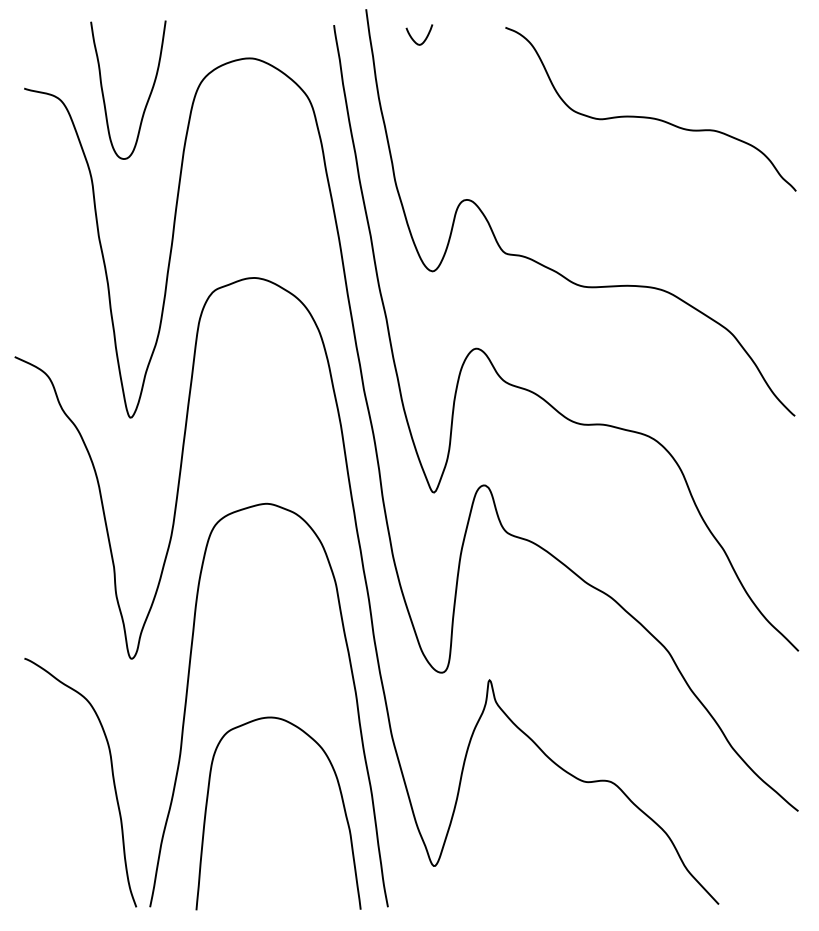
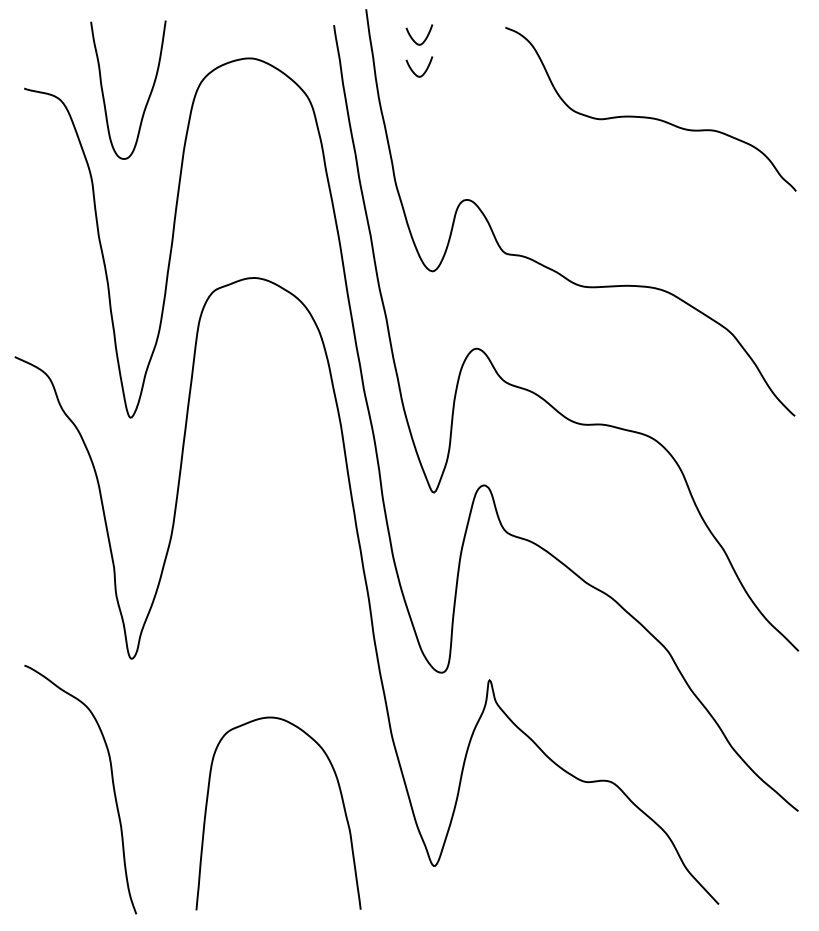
curve: none -> present (425, 69)
curve: present -> none (187, 698)
curve position: (112, 779) -> (112, 786) (112, 786)
